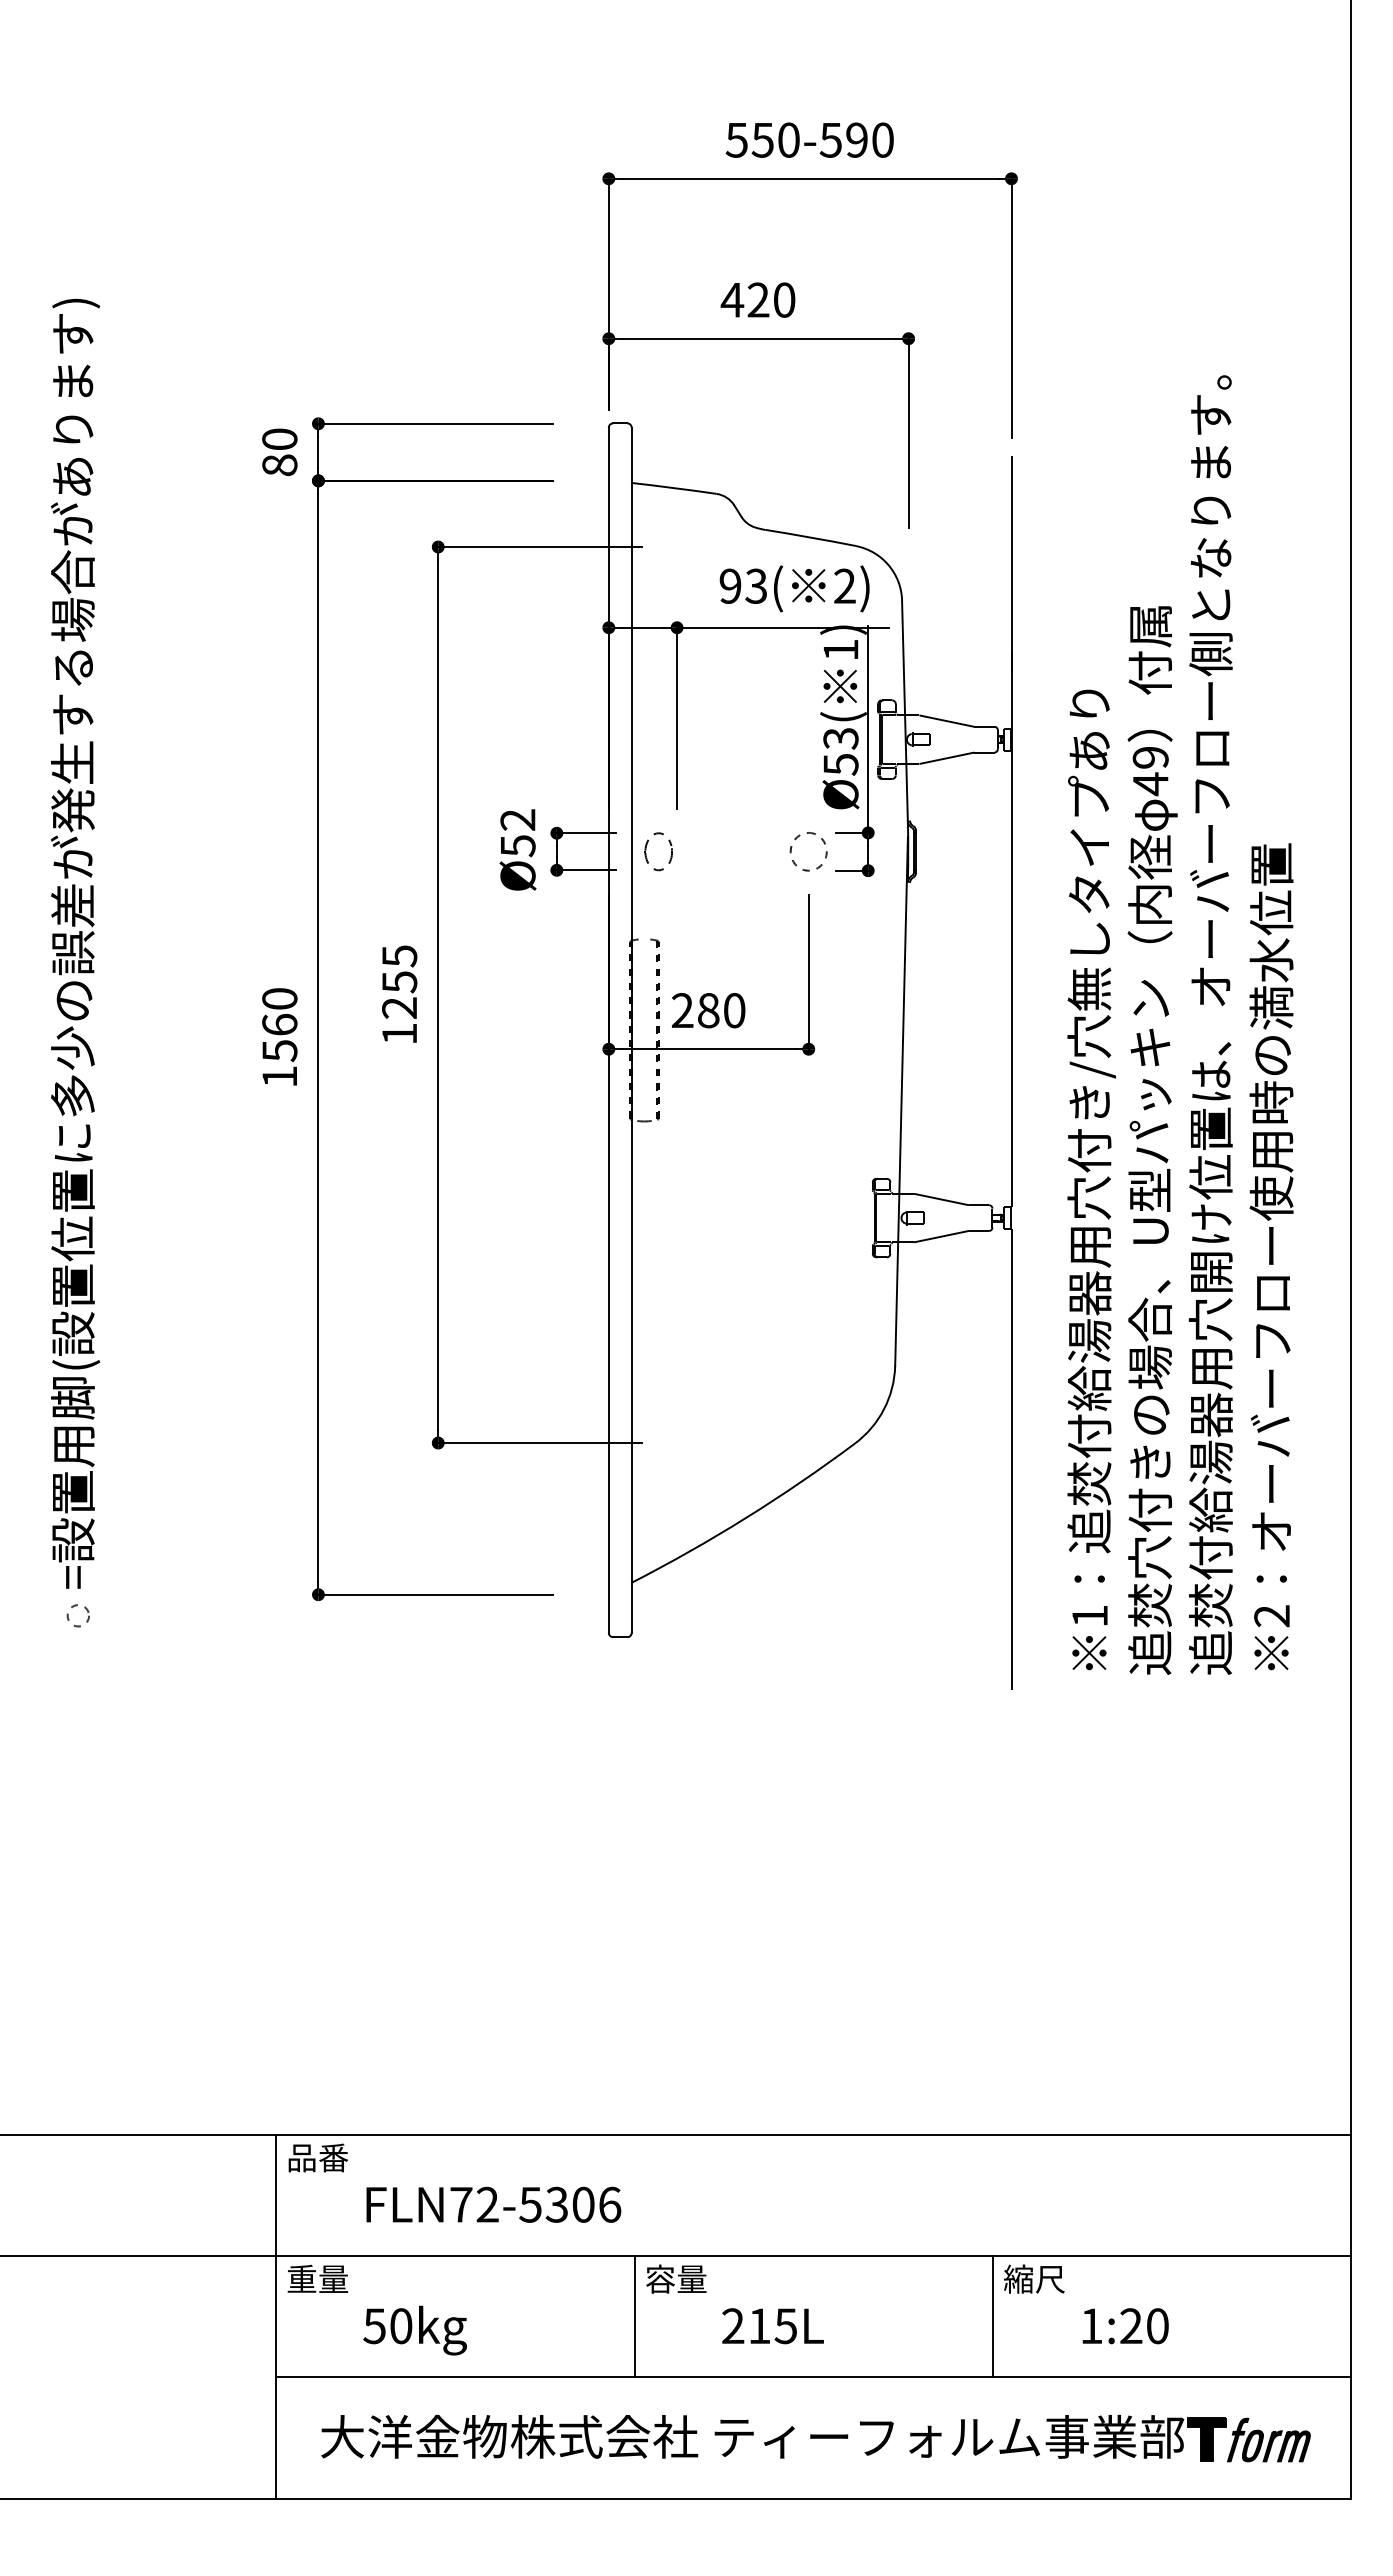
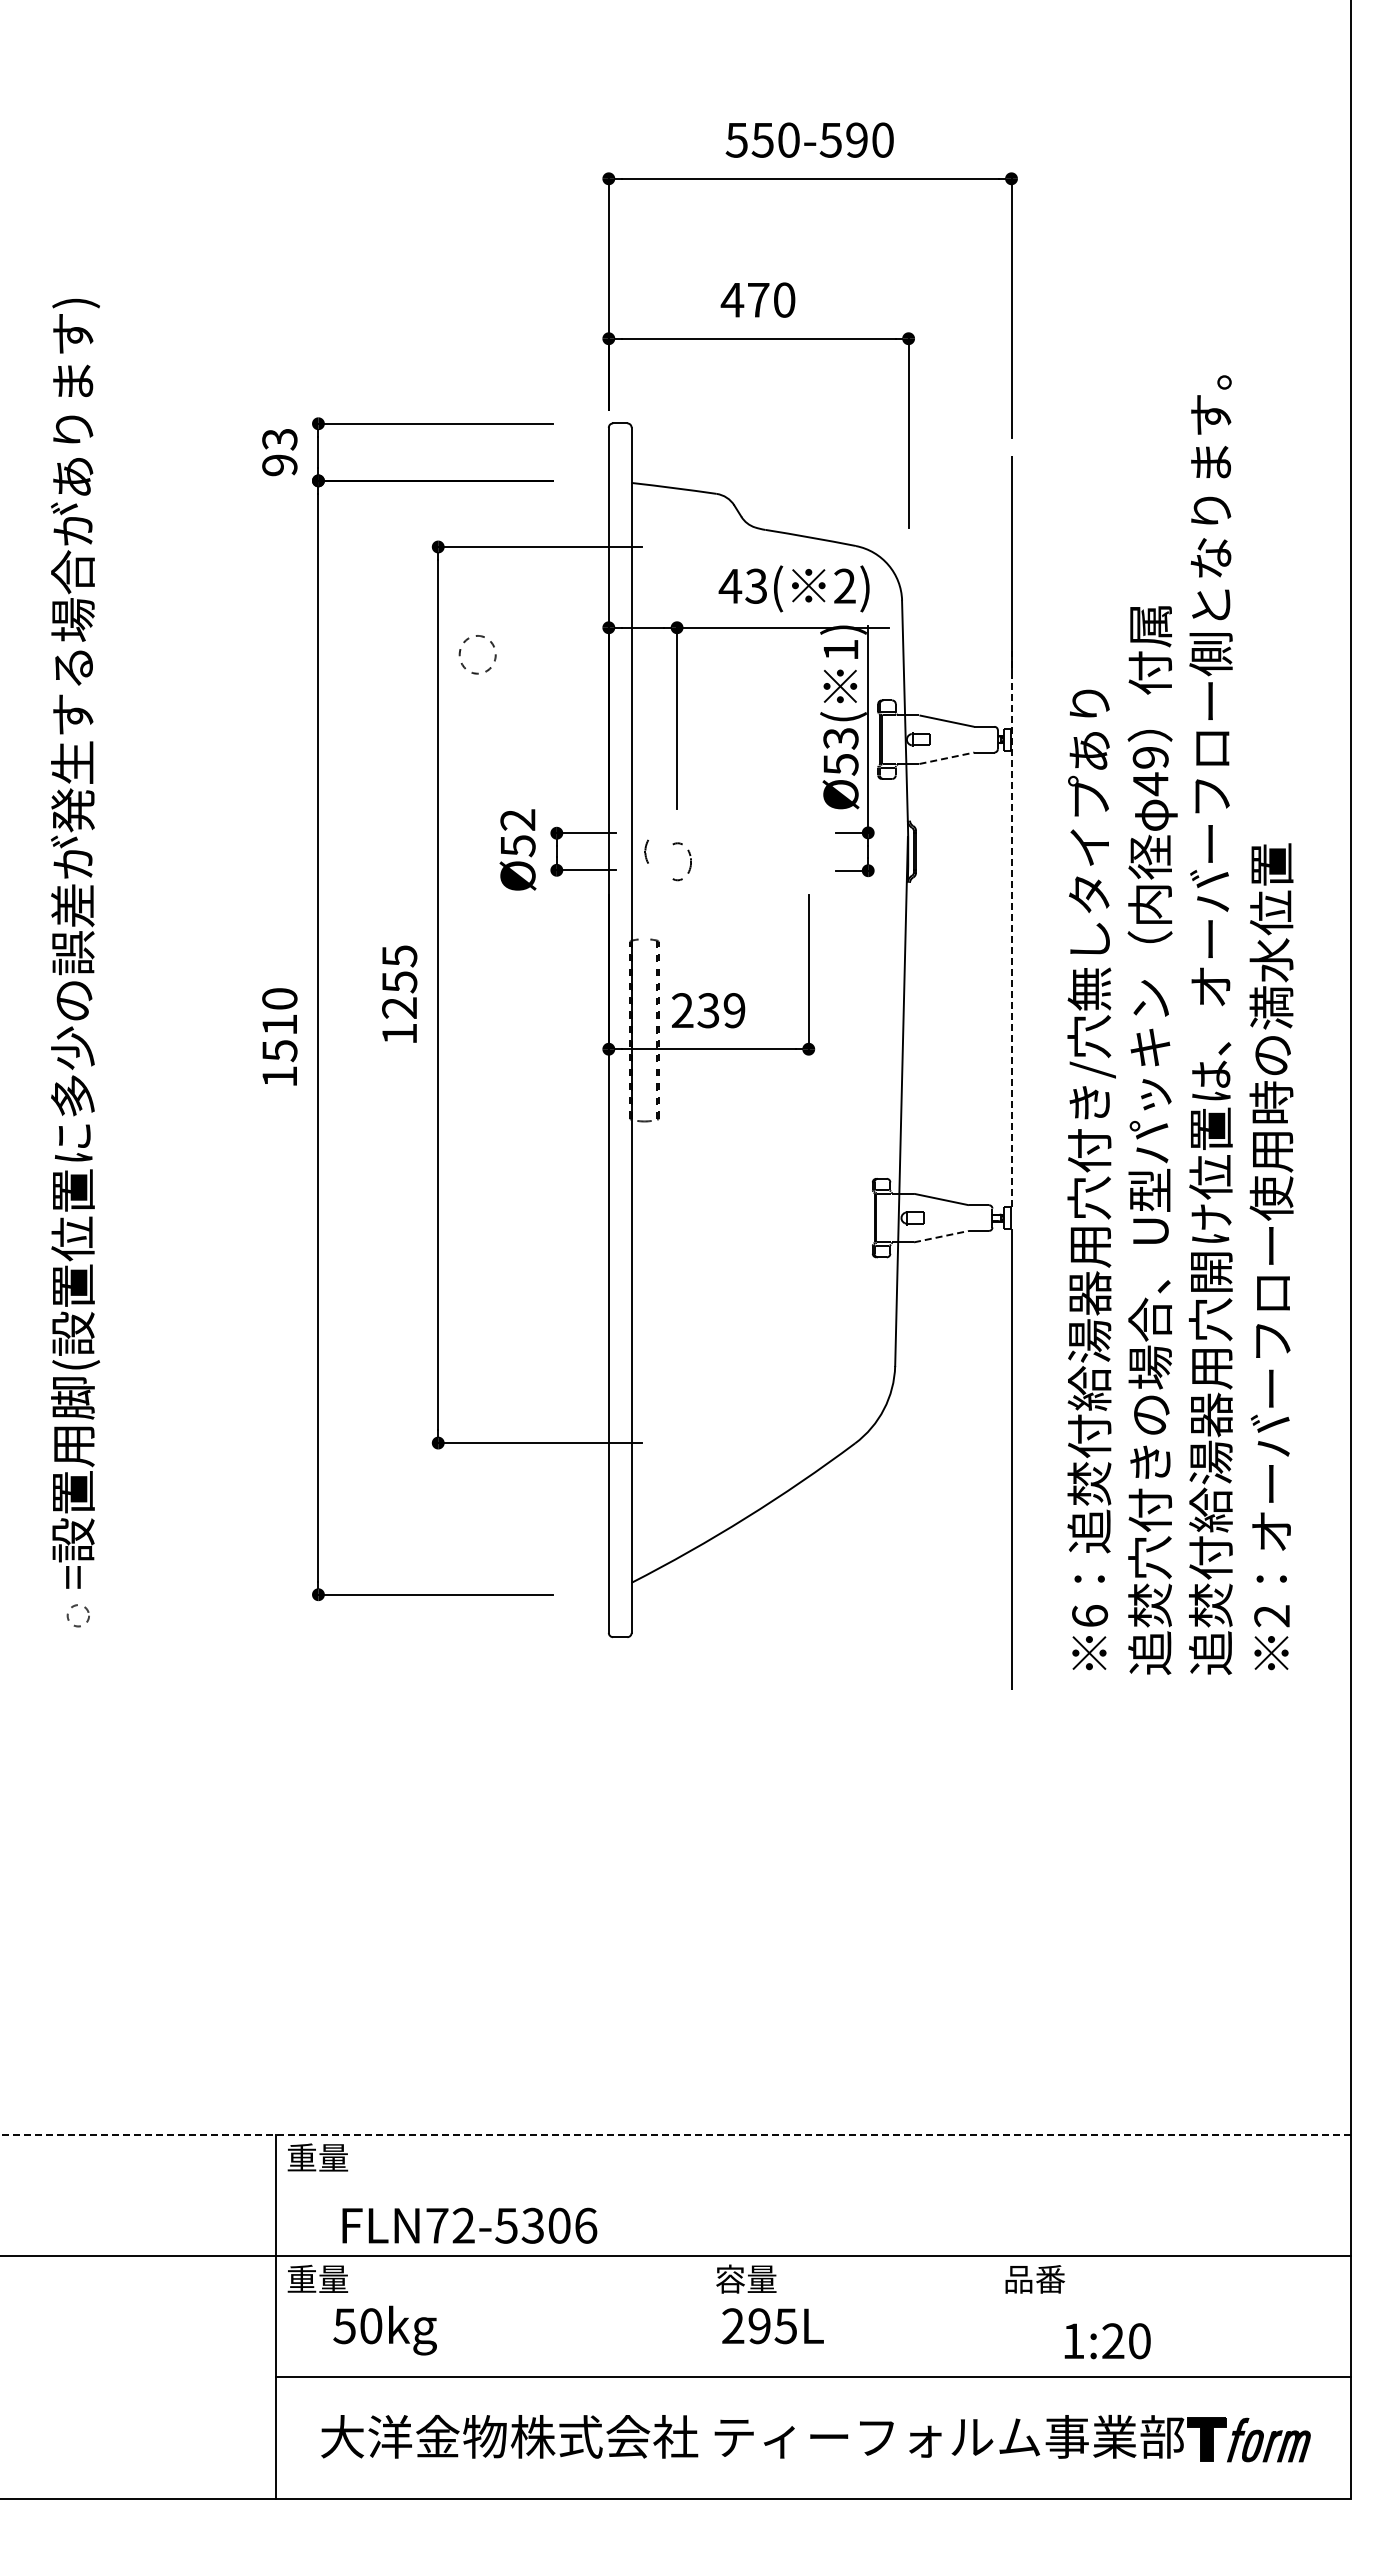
text: 420 -> 470 (758, 299)
text: 80 -> 93 (279, 452)
text: 93( -> 43( (730, 585)
line: solid -> dashed (947, 758)
part position: (792, 847) -> (461, 650) (461, 650)
part position: (671, 851) -> (690, 861) (690, 861)
line: solid -> dashed (1011, 928)
text: 280 -> 239 (721, 1010)
text: 1560 -> 1510 (279, 1024)
line: solid -> dashed (941, 1236)
text: 1 -> 6 (1090, 1615)
line: solid -> dashed (675, 2134)
text: 品番 -> 重量 (317, 2157)
text position: (493, 2204) -> (469, 2225) (469, 2225)
text position: (676, 2278) -> (746, 2278) (746, 2278)
text: 縮尺 -> 品番 (1034, 2278)
line: present -> none (634, 2316)
line: present -> none (992, 2316)
text: 215L -> 295L (759, 2326)
text position: (1125, 2326) -> (1107, 2341) (1107, 2341)
text position: (414, 2330) -> (384, 2330) (384, 2330)
